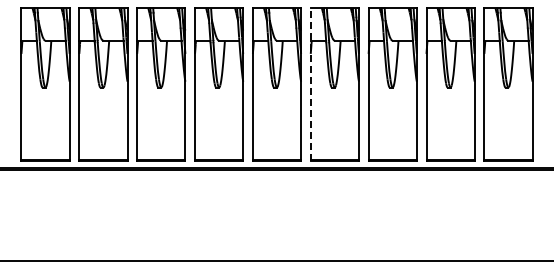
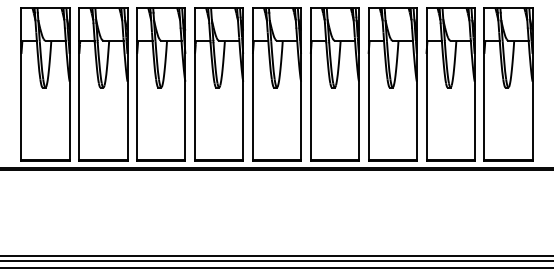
line: dashed -> solid (310, 84)
line: none -> present (276, 256)
line: none -> present (276, 267)
